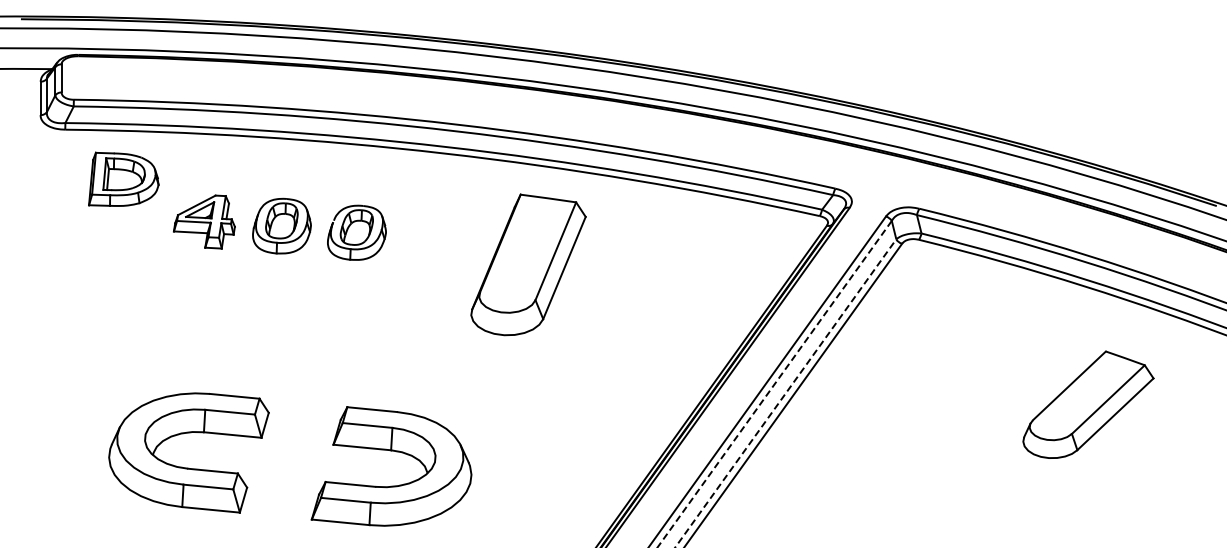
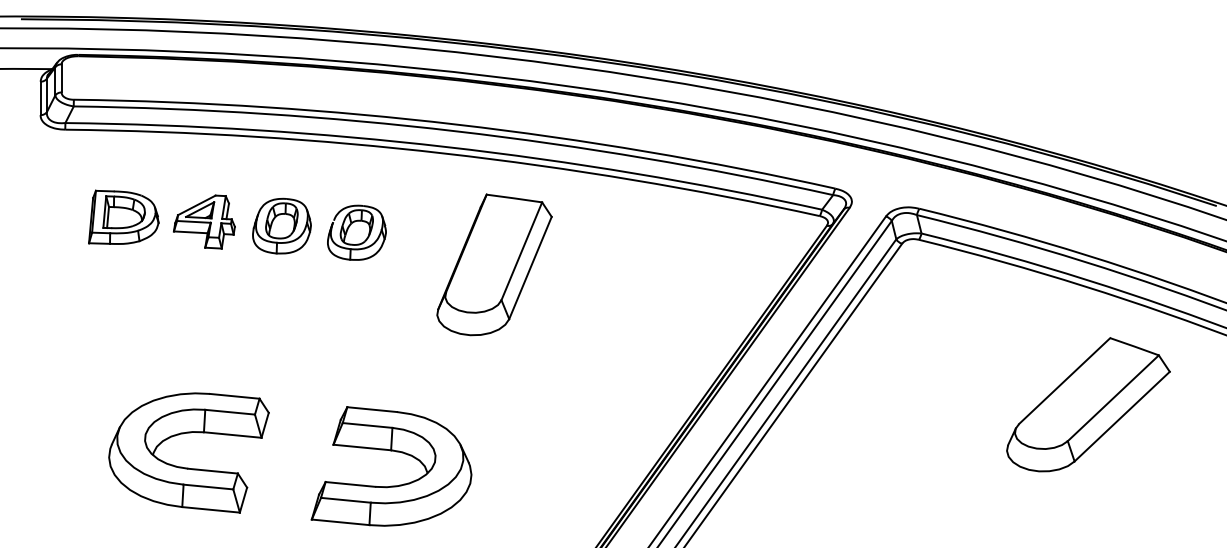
part position: (123, 178) -> (123, 216) (123, 216)
part position: (528, 264) -> (494, 264) (494, 264)
line: dashed -> solid (774, 384)
line: dashed -> solid (785, 393)
part size: 133x109 px -> 165x136 px (1088, 404)
